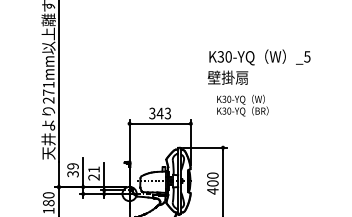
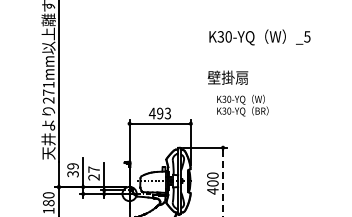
text position: (259, 57) -> (259, 37) (259, 37)
text: 343 -> 493 (155, 113)
text: 21 -> 27 (93, 169)
line: solid -> dashed (223, 183)
